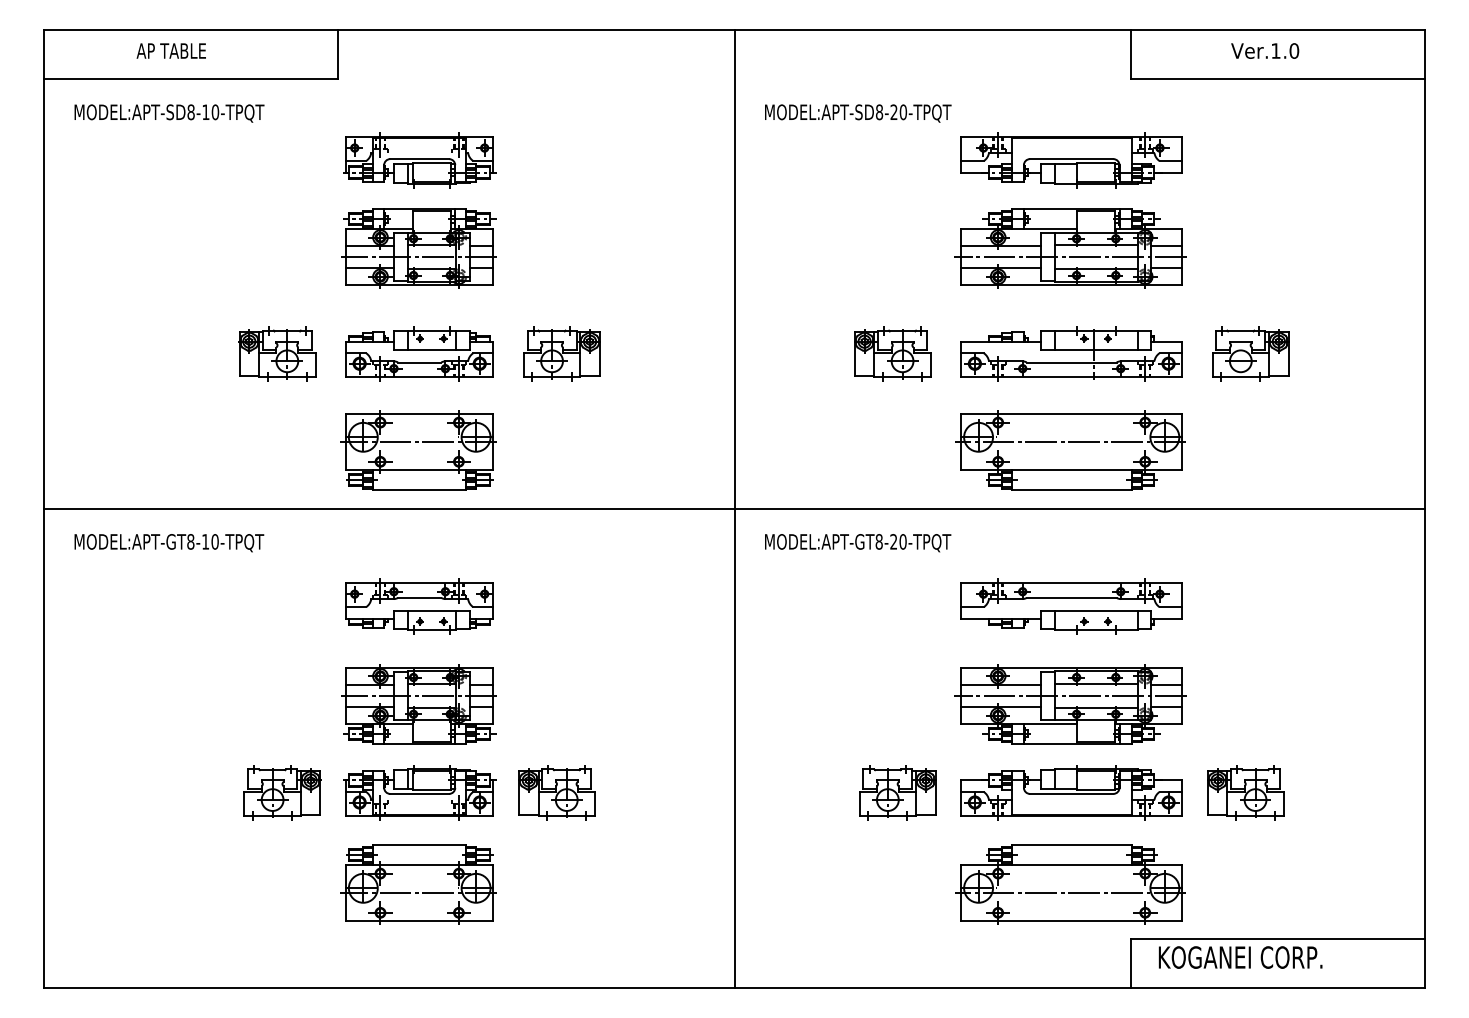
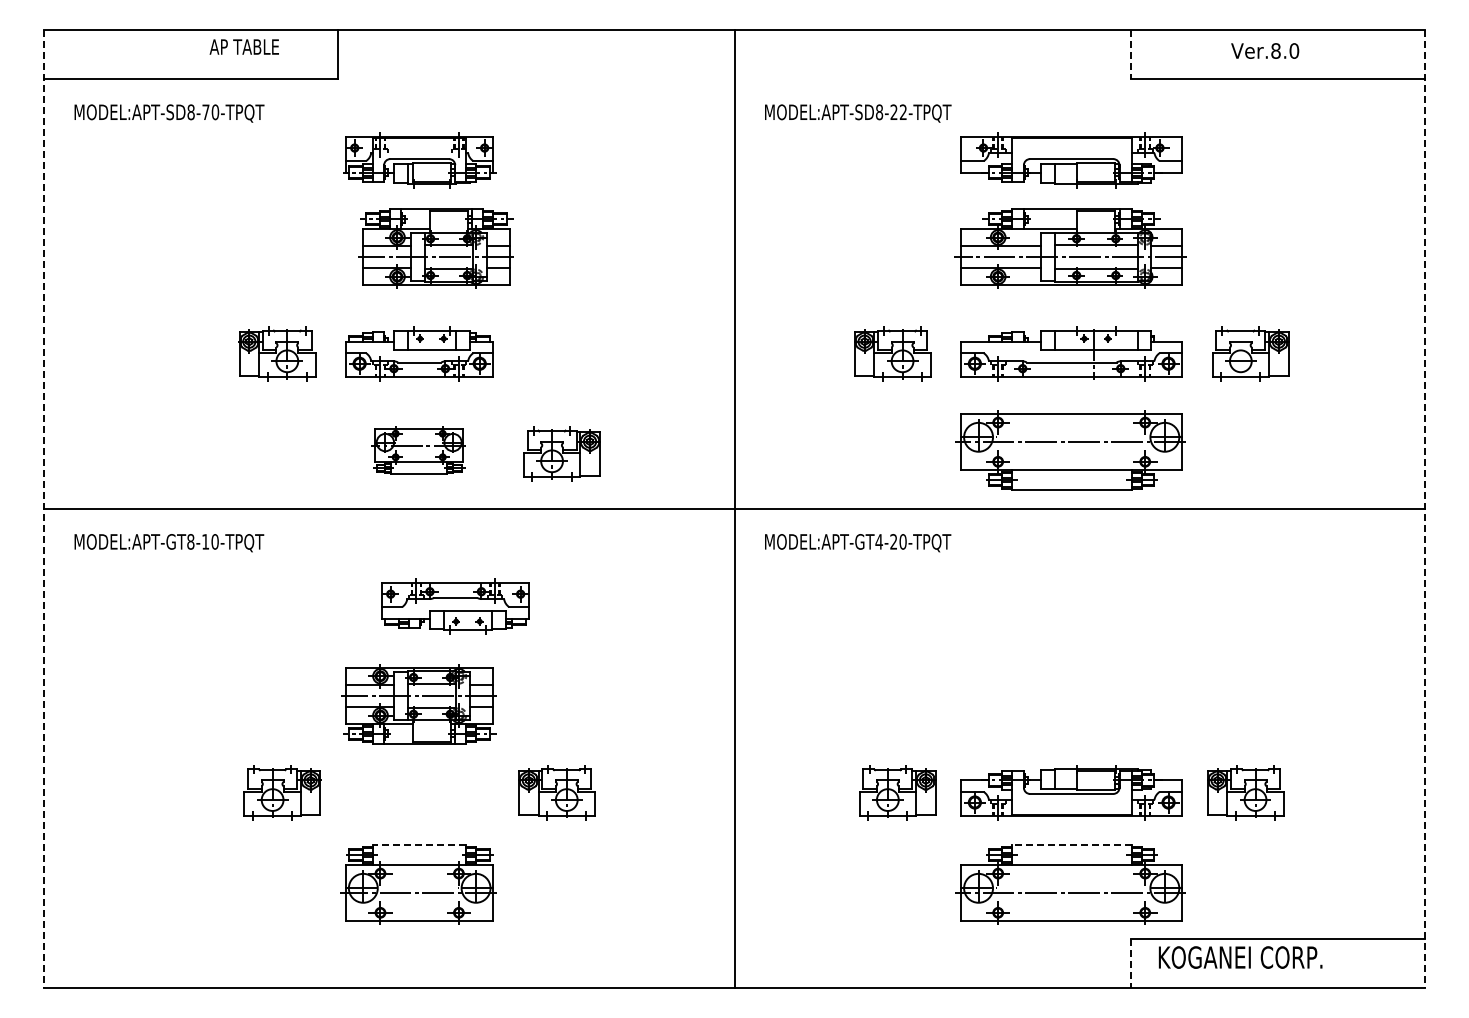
text position: (170, 50) -> (243, 46) (243, 46)
text: Ver.1.0 -> Ver.8.0 (1275, 50)
line: solid -> dashed (1130, 54)
text: MODEL:APT-SD8-10-TPQT -> MODEL:APT-SD8-70-TPQT (205, 111)
text: MODEL:APT-SD8-20-TPQT -> MODEL:APT-SD8-22-TPQT (903, 112)
part position: (418, 248) -> (435, 248) (435, 248)
part position: (561, 353) -> (561, 453) (561, 453)
part size: 157x81 px -> 95x49 px (418, 450)
line: solid -> dashed (44, 508)
line: solid -> dashed (1424, 508)
text: MODEL:APT-GT8-20-TPQT -> MODEL:APT-GT4-20-TPQT (878, 541)
part position: (419, 606) -> (455, 606) (455, 606)
part: present -> none (1071, 606)
part: present -> none (1070, 704)
part: present -> none (419, 792)
line: solid -> dashed (419, 845)
line: solid -> dashed (1071, 845)
line: solid -> dashed (1130, 963)
